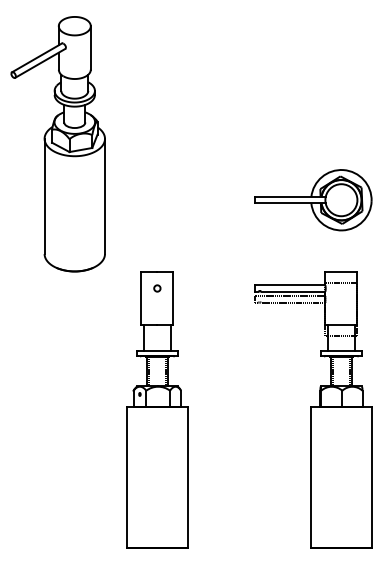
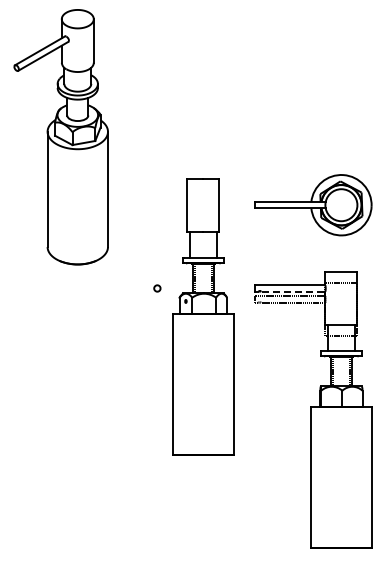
part position: (57, 144) -> (60, 137) (60, 137)
part position: (313, 200) -> (313, 205) (313, 205)
line: solid -> dashed (293, 291)
part position: (157, 409) -> (203, 316) (203, 316)
